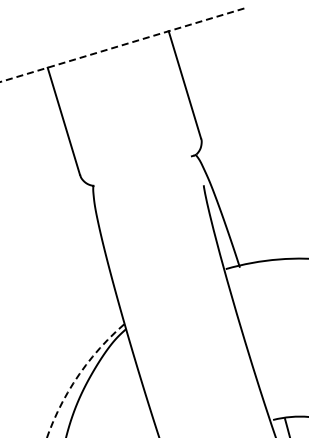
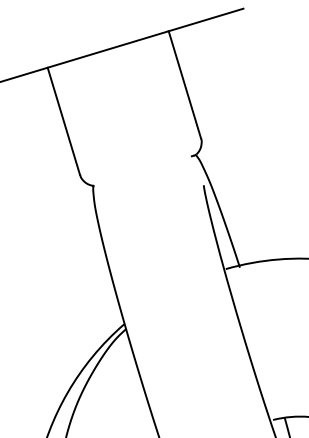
line: dashed -> solid (122, 45)
arc: dashed -> solid (79, 374)
